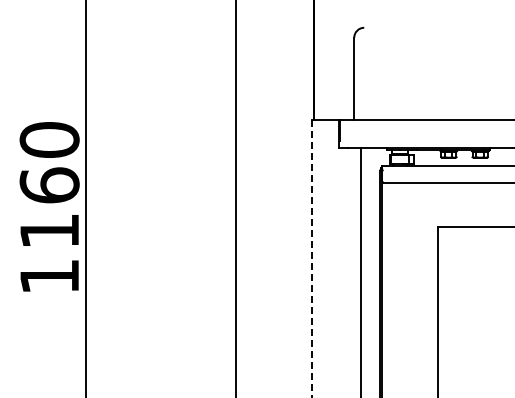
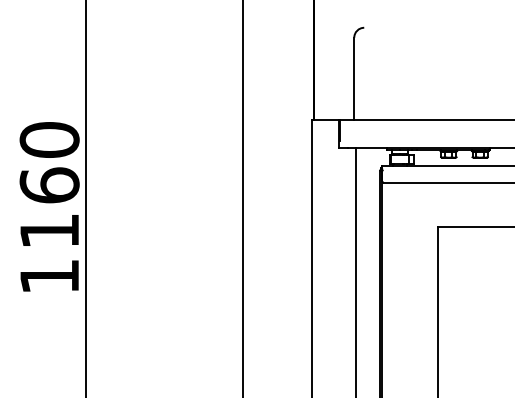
line position: (236, 198) -> (243, 198) (243, 198)
line: dashed -> solid (312, 258)
line position: (360, 270) -> (355, 270) (355, 270)
